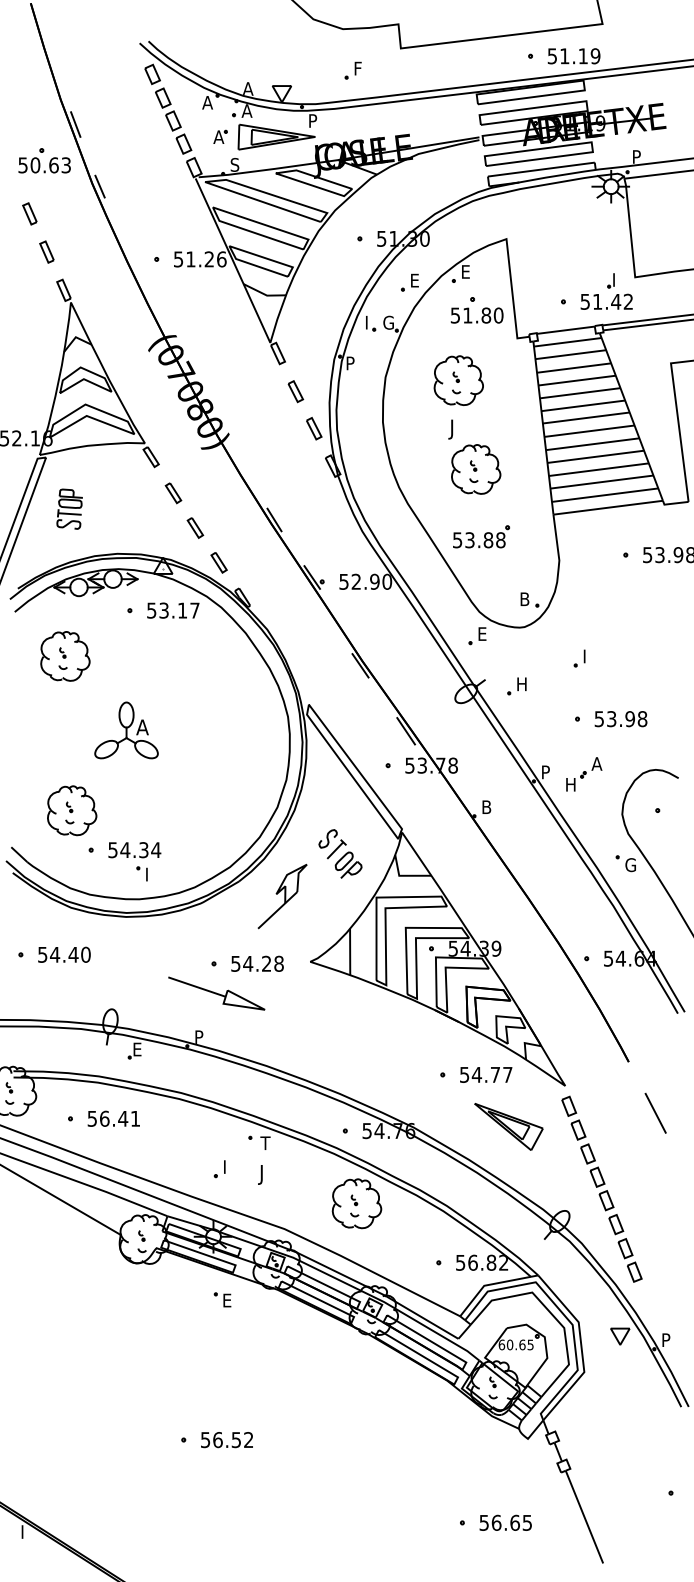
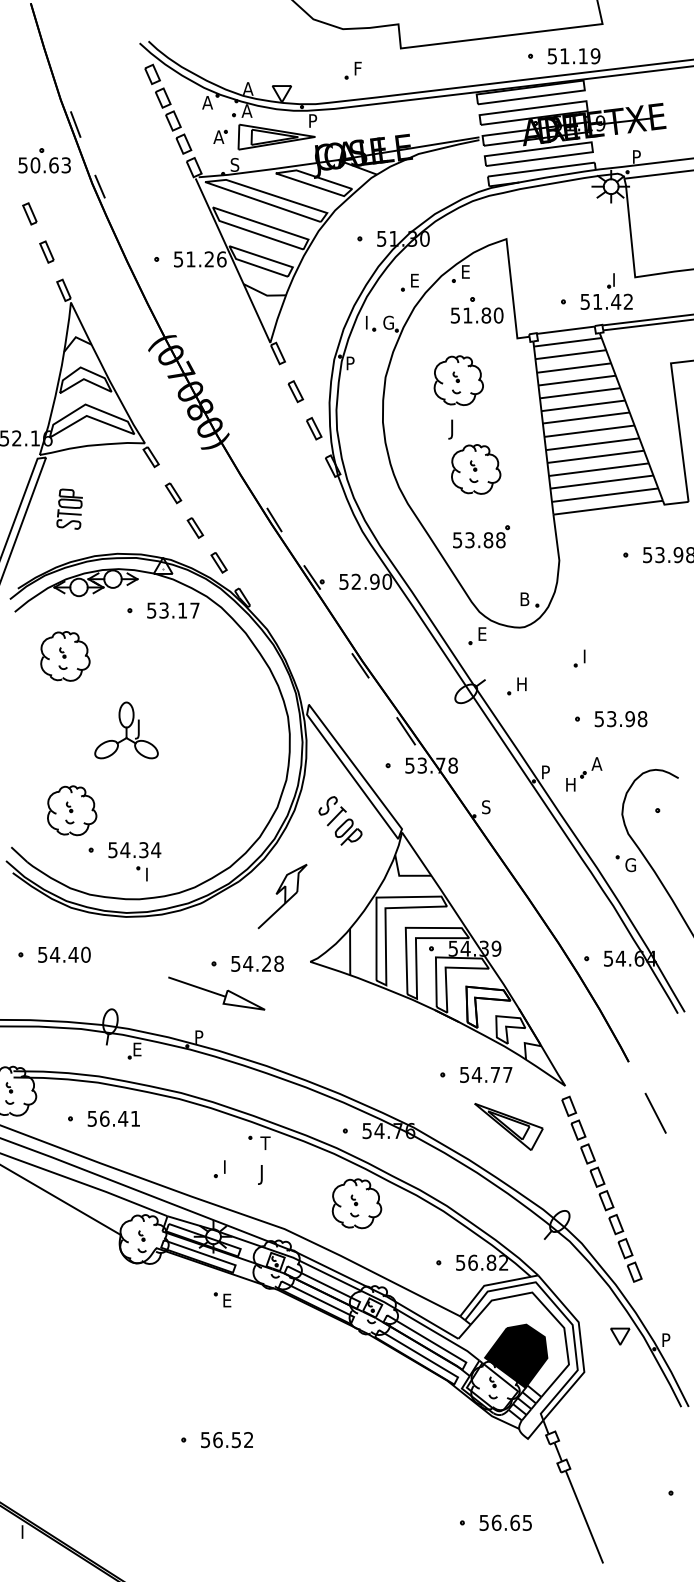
text: A -> J (141, 729)
text: B -> S (486, 807)
part position: (340, 853) -> (340, 820) (340, 820)
fill: none -> present (516, 1355)
